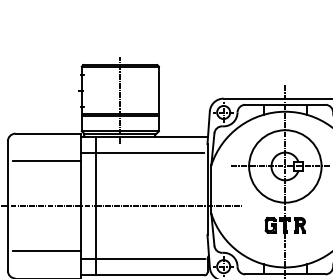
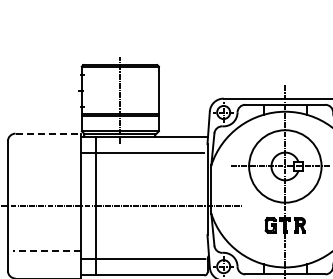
line: solid -> dashed (48, 133)
line: present -> none (47, 161)
line: solid -> dashed (47, 250)
